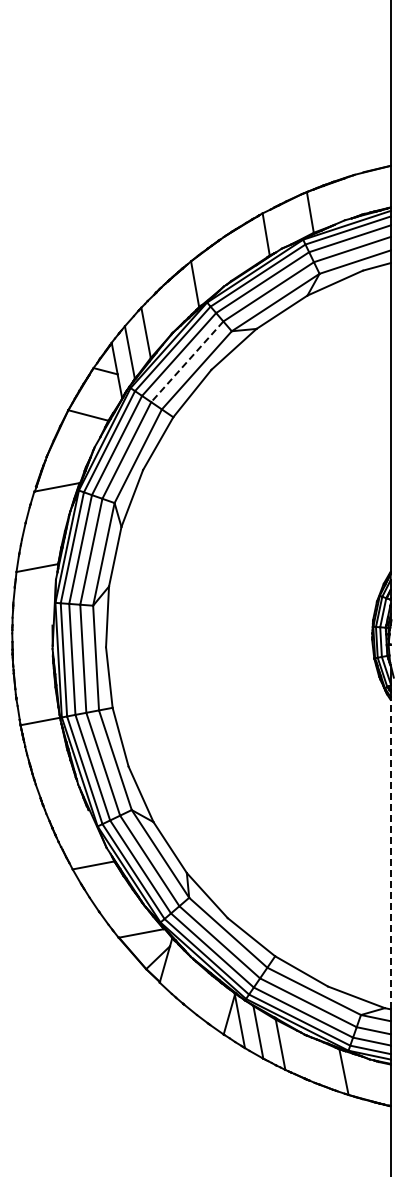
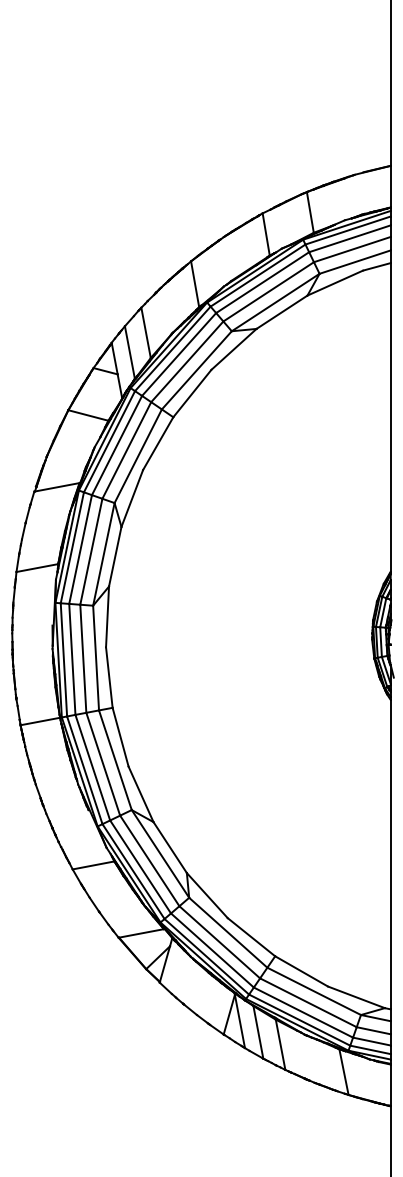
line: dashed -> solid (186, 362)
line: dashed -> solid (390, 854)
